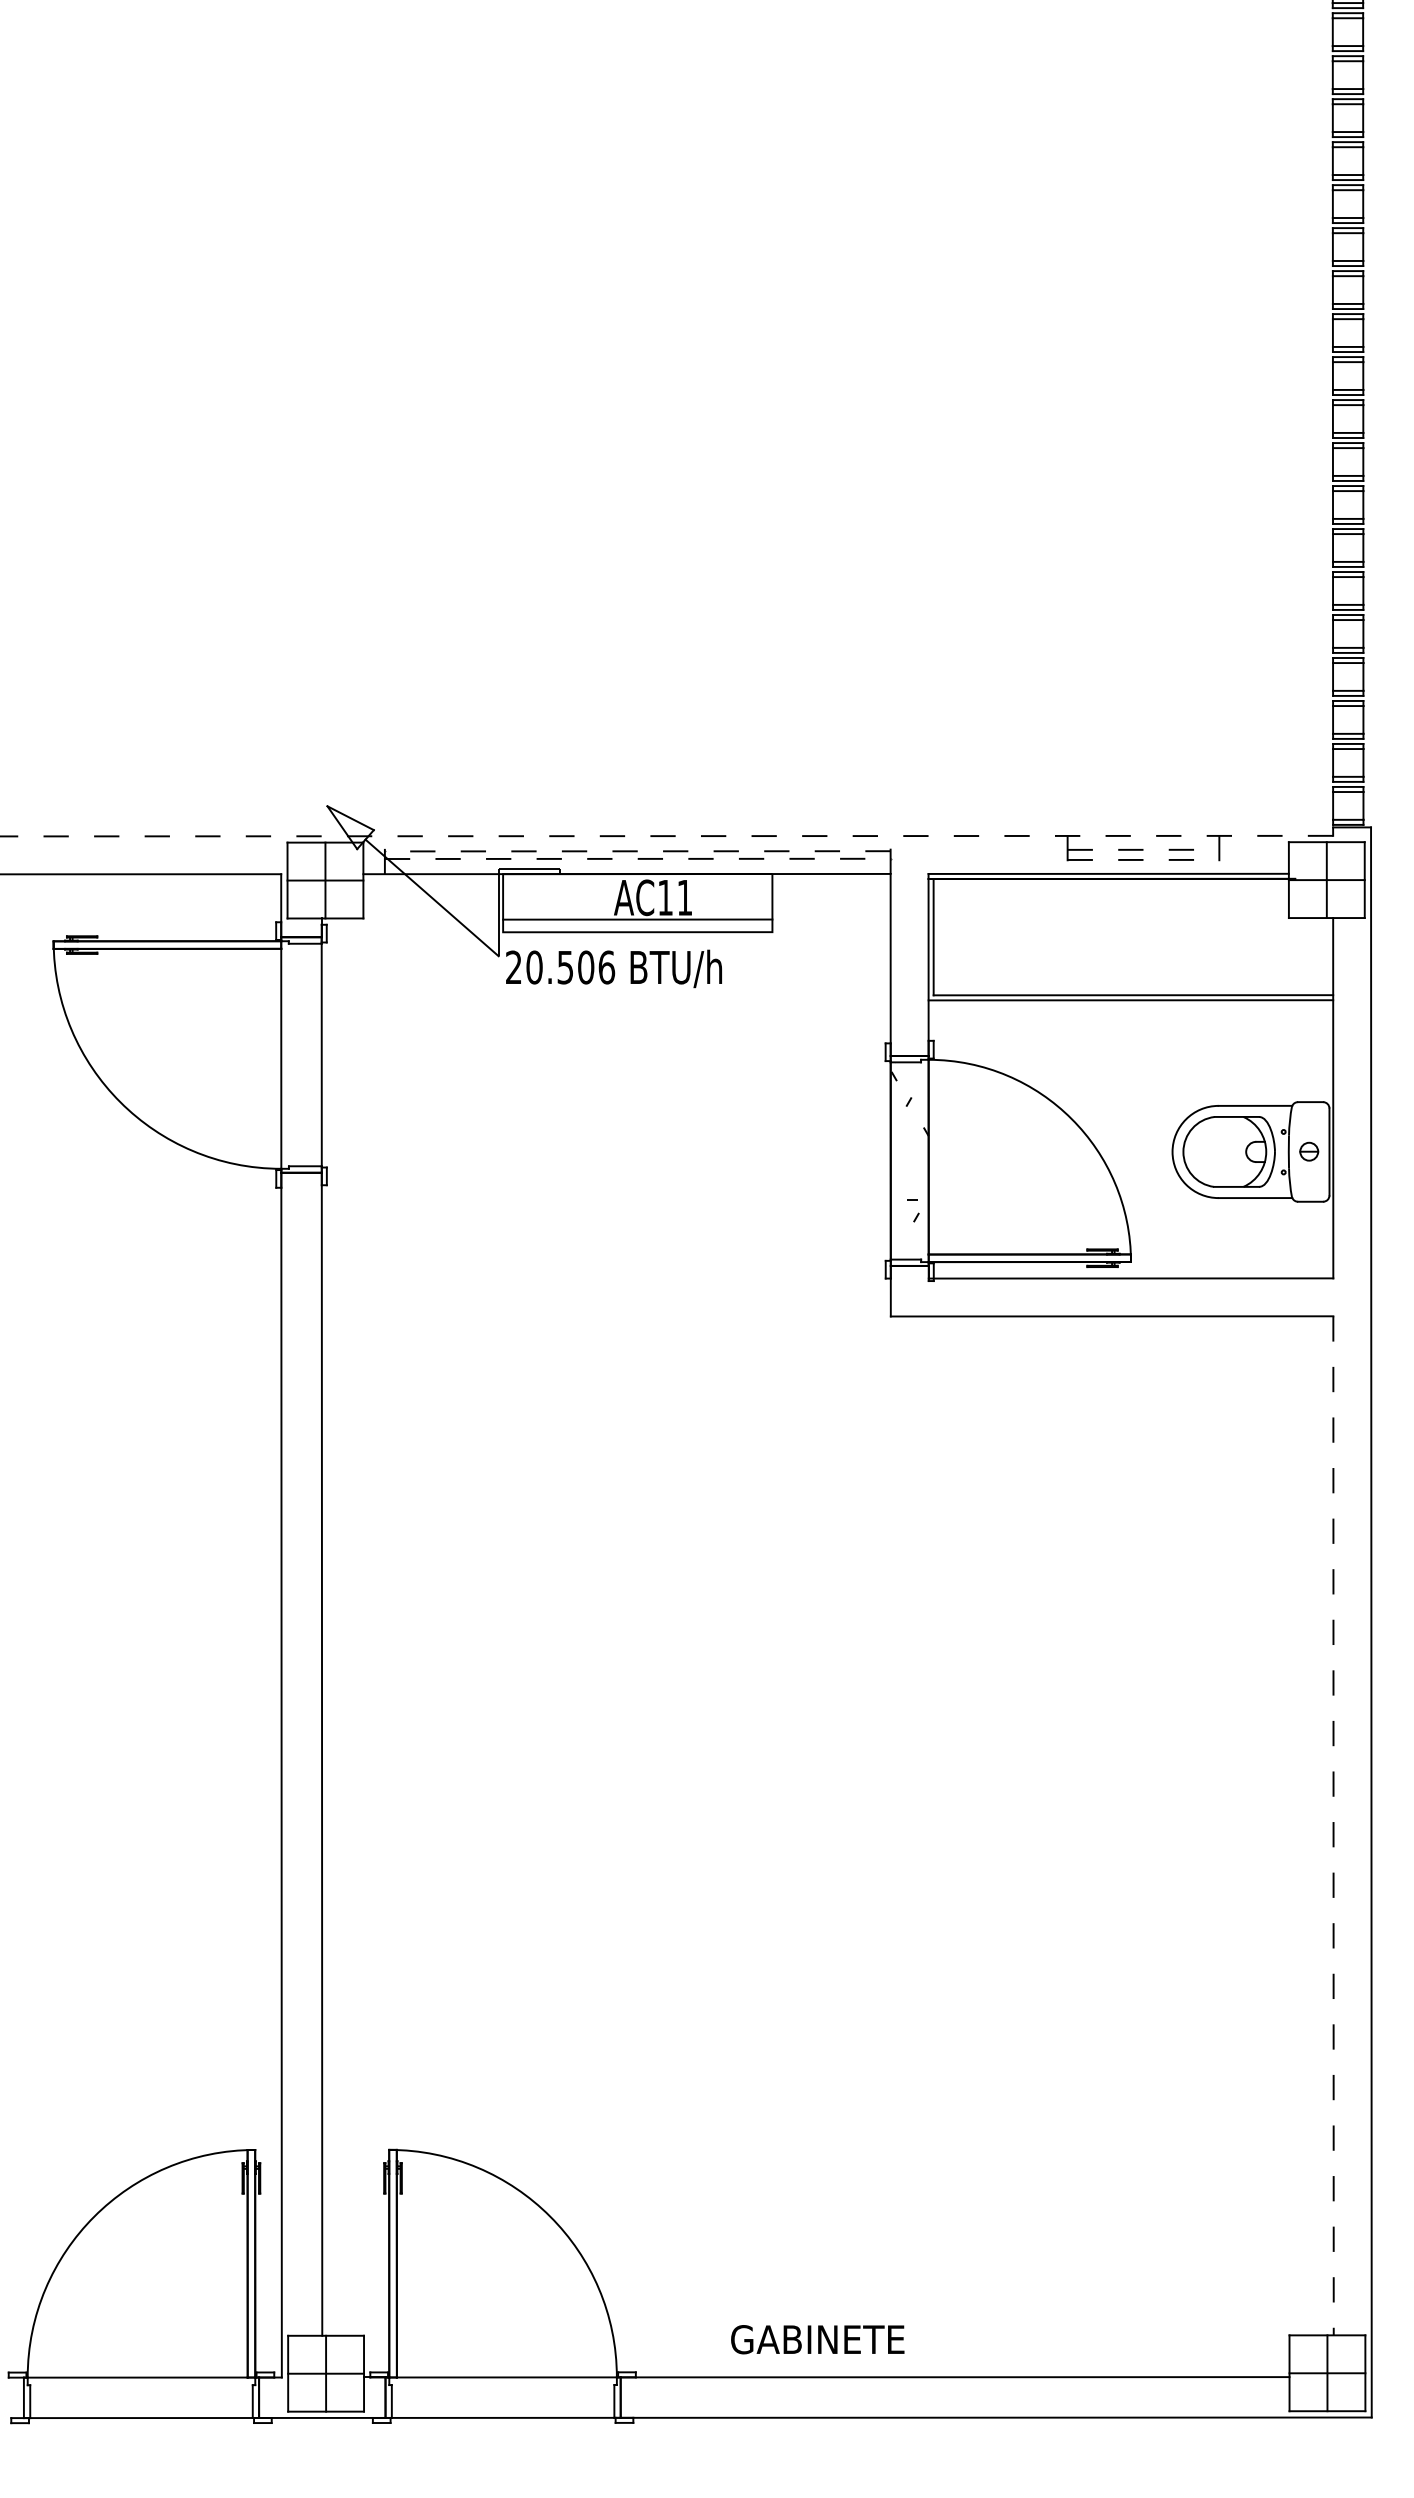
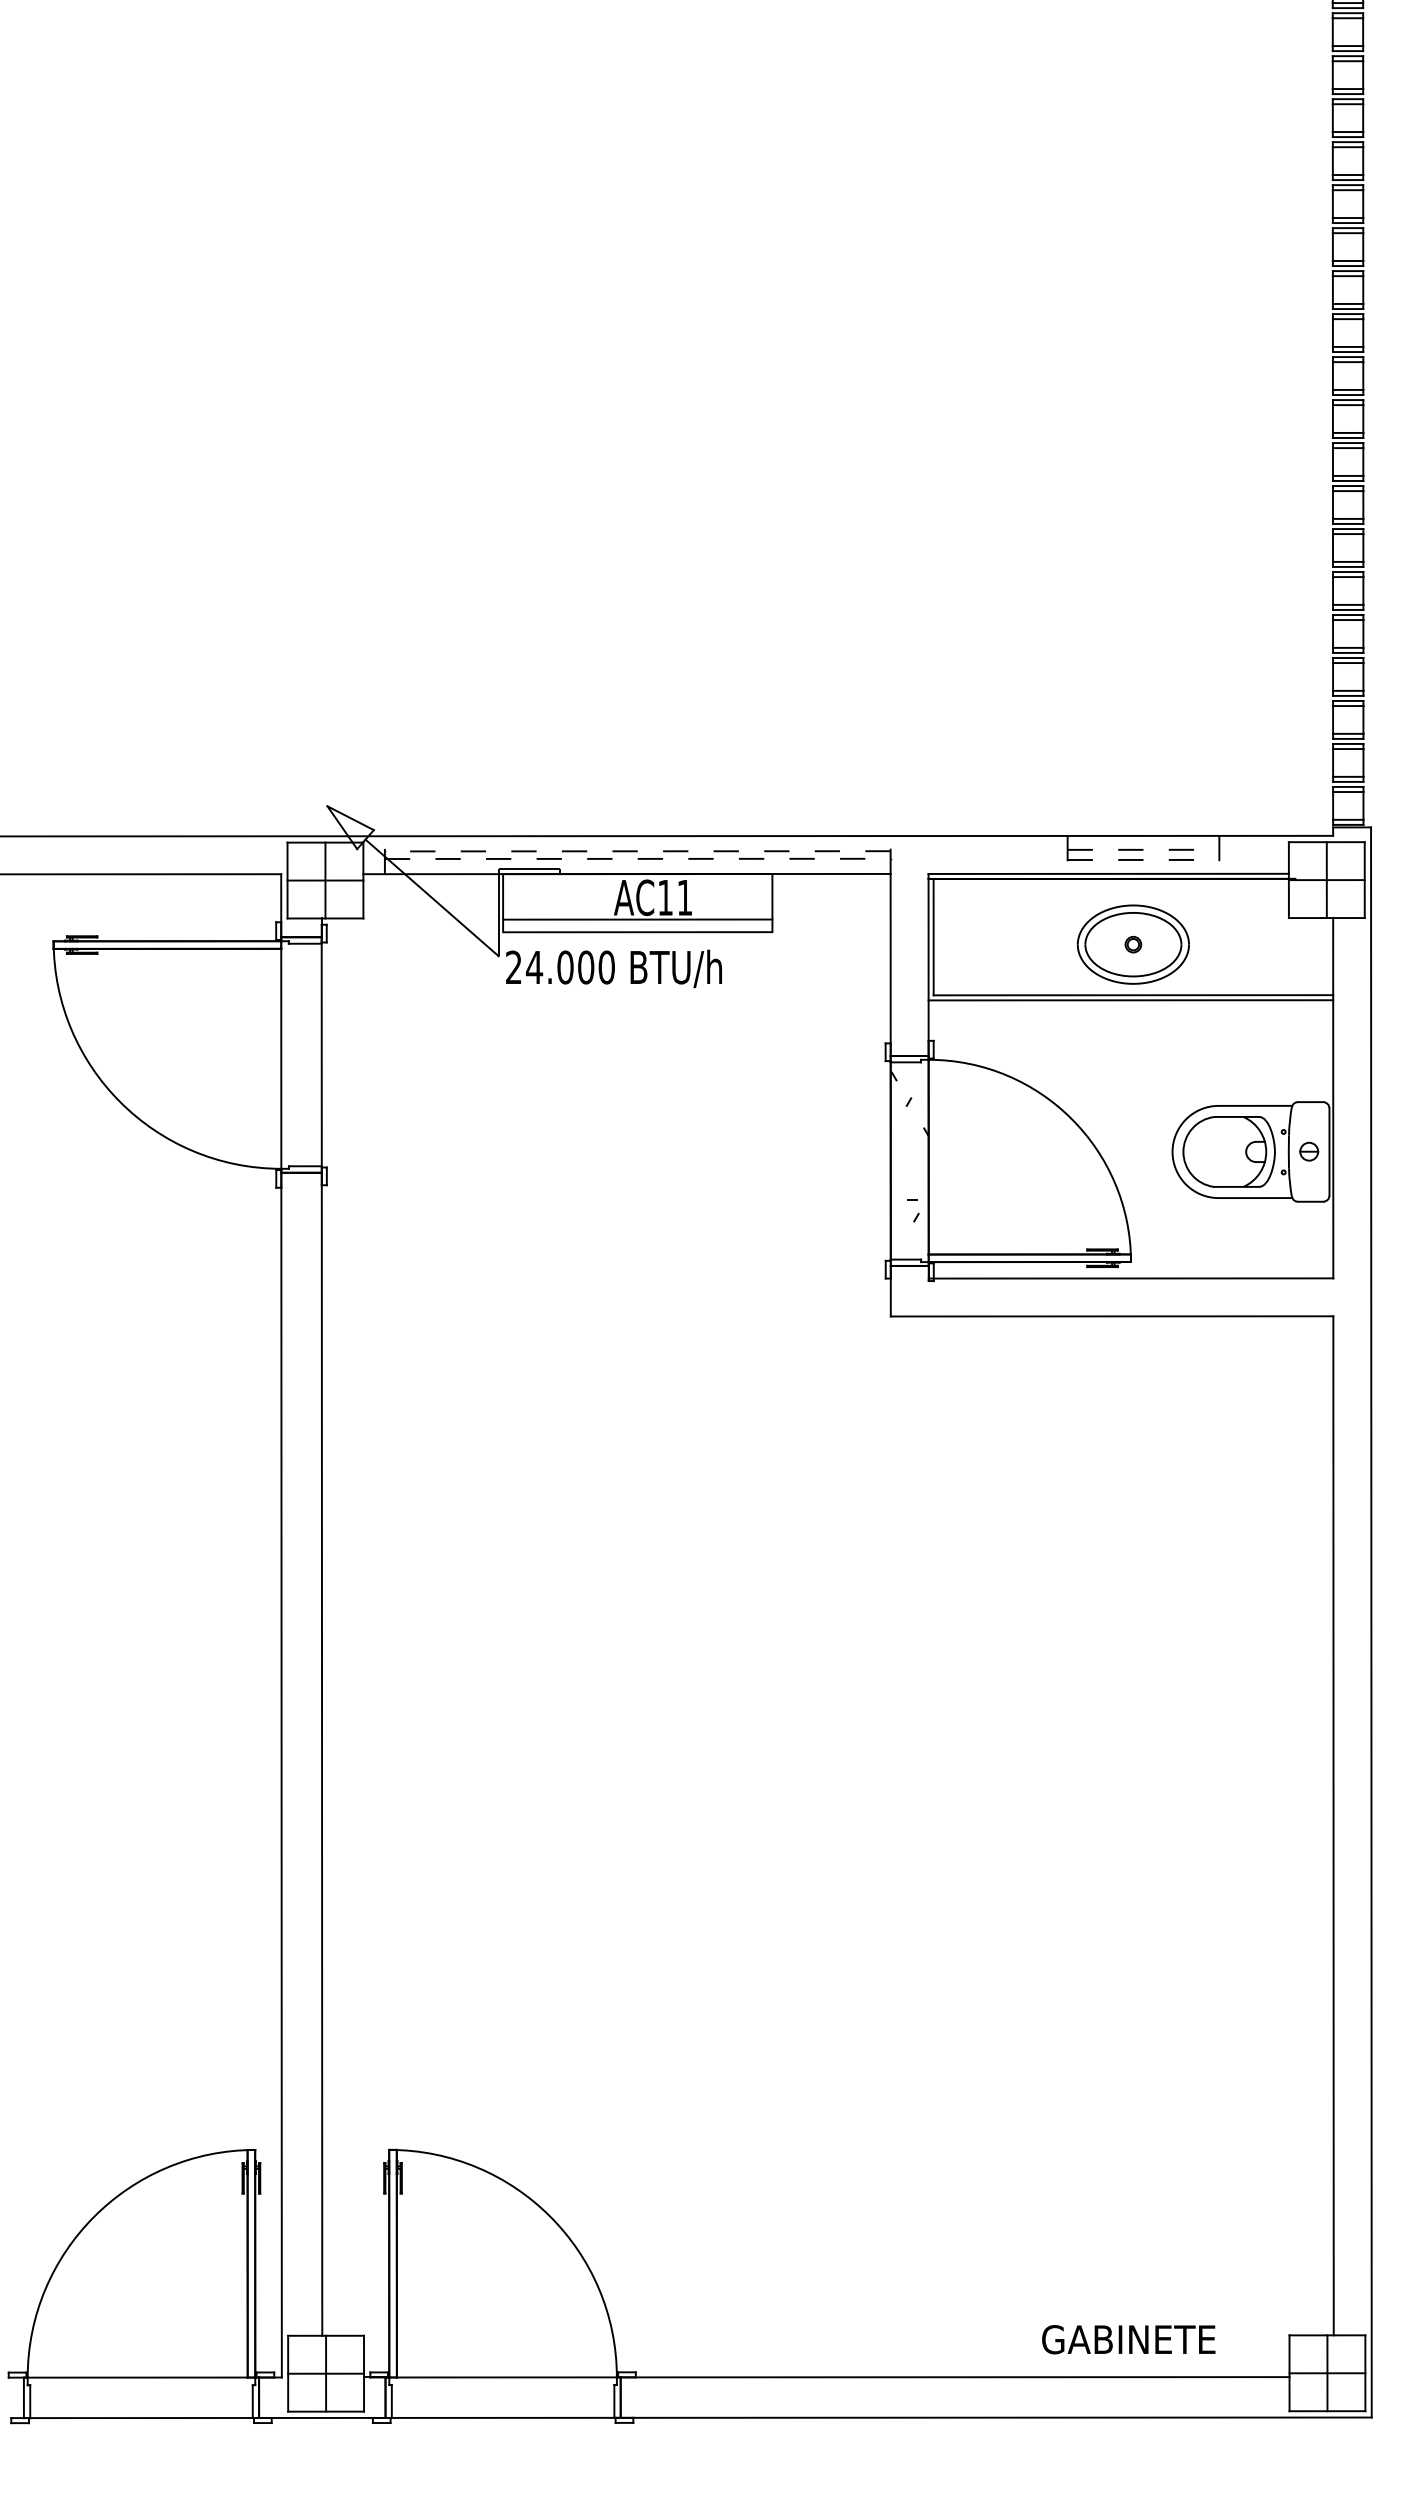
line: dashed -> solid (666, 836)
part: none -> present (1132, 944)
text: 20.506 -> 24.000 (570, 967)
line: dashed -> solid (1333, 1825)
text position: (817, 2339) -> (1128, 2339) (1128, 2339)
